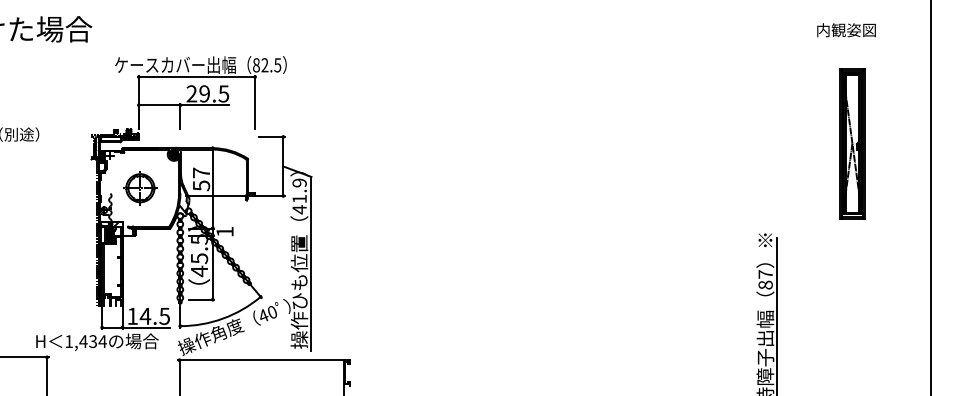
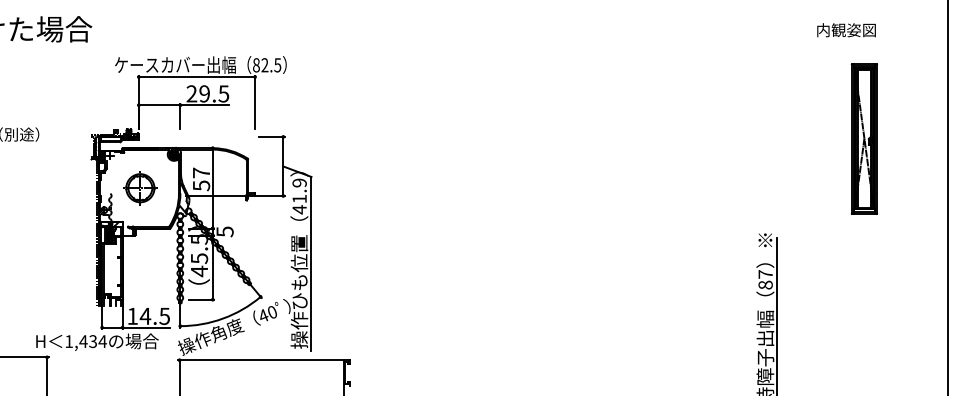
part position: (851, 143) -> (863, 138) (863, 138)
line position: (930, 197) -> (947, 197) (947, 197)
text: 1 -> 5 (224, 231)
